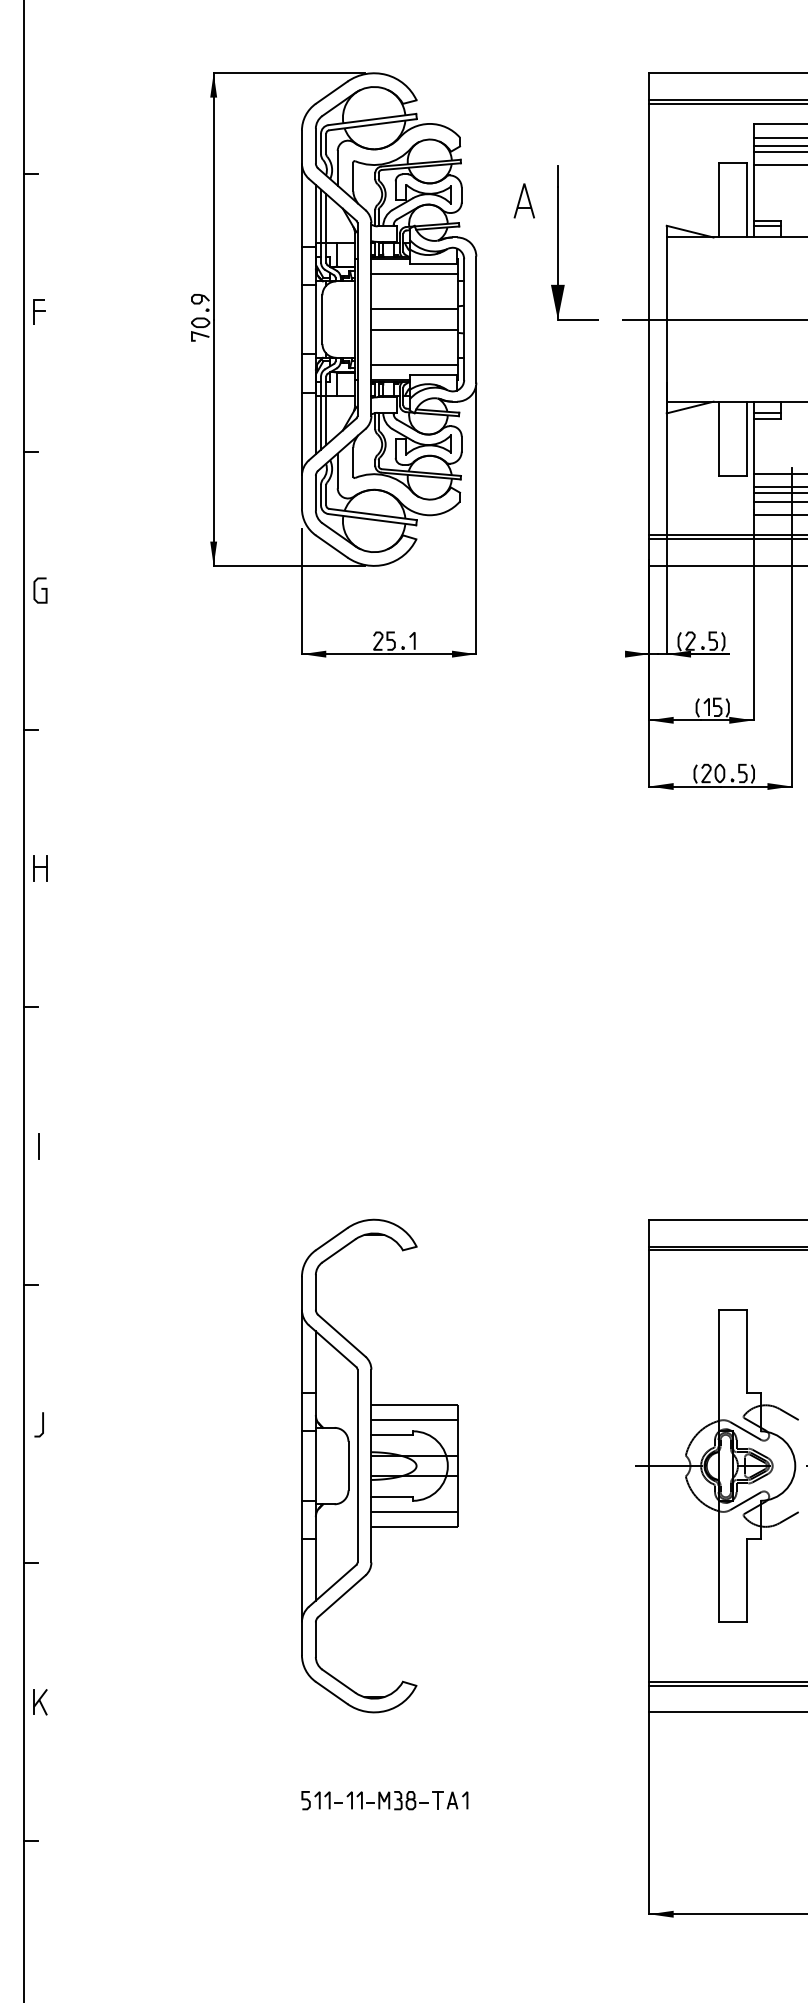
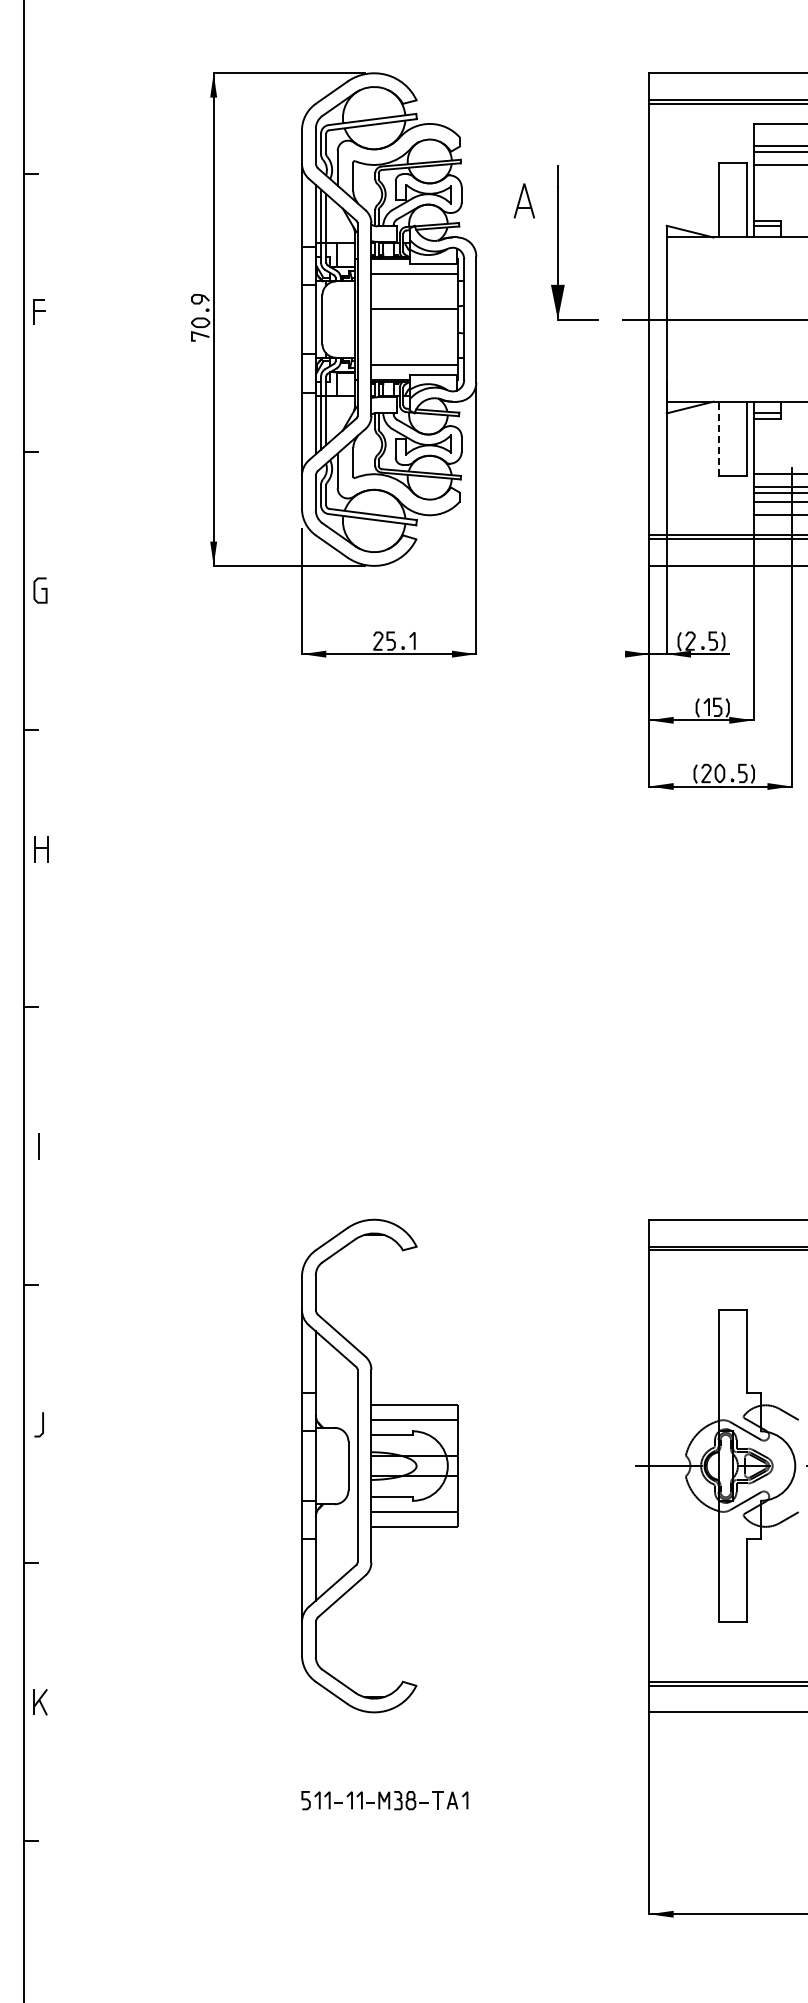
line: present -> none (778, 137)
line: present -> none (414, 329)
line: solid -> dashed (718, 438)
part position: (40, 868) -> (41, 849) (41, 849)
